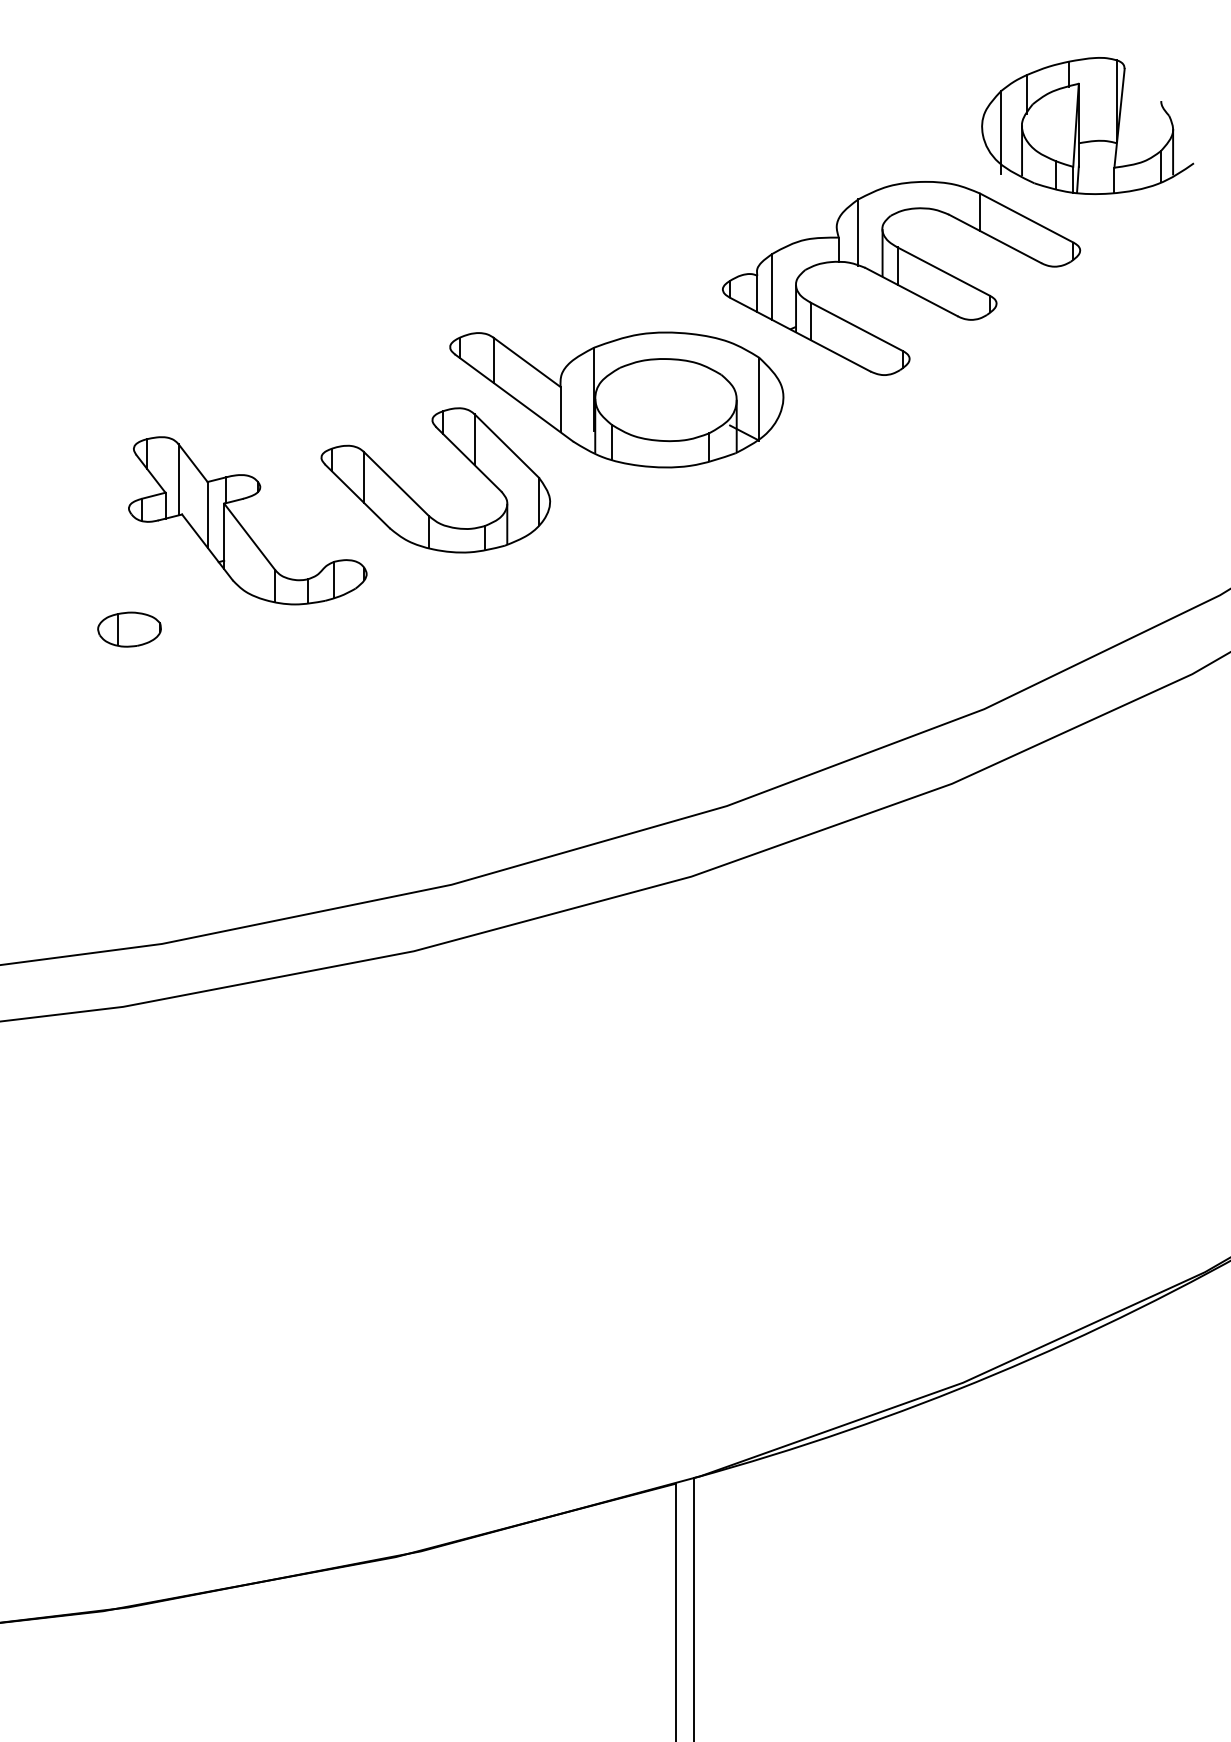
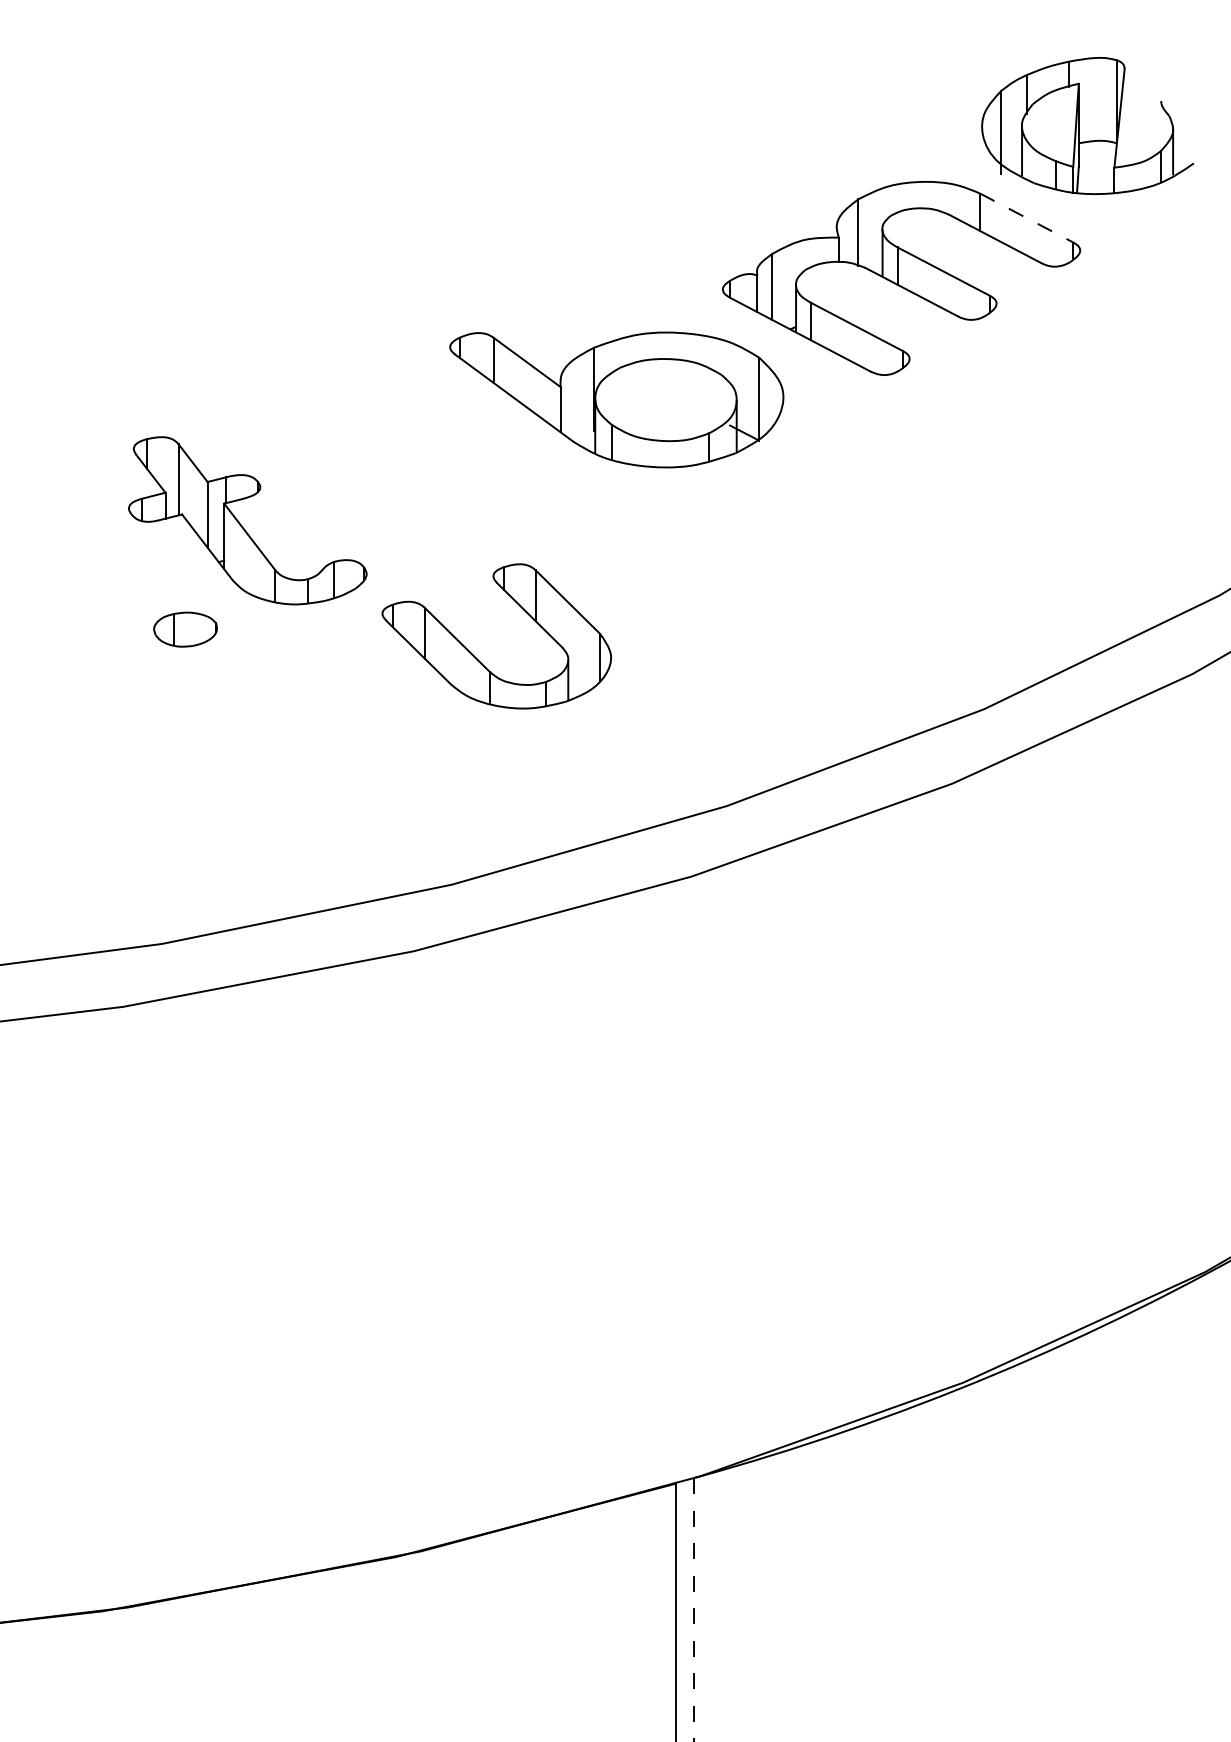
line: solid -> dashed (1026, 218)
part position: (414, 500) -> (475, 656) (475, 656)
part position: (129, 629) -> (185, 629) (185, 629)
line: solid -> dashed (694, 1610)
